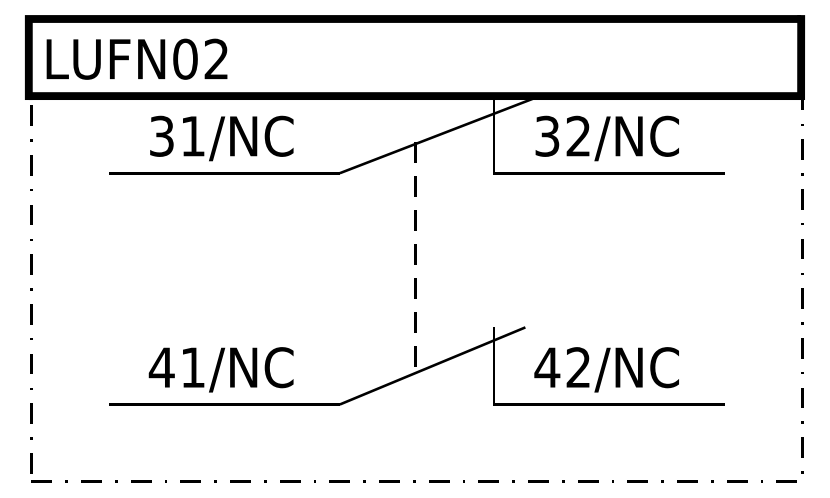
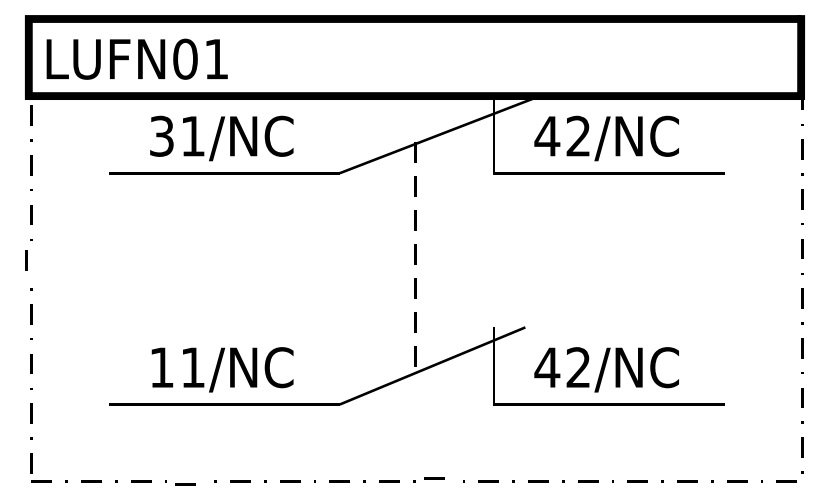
text: LUFN02 -> LUFN01 (215, 58)
text: 32/NC -> 42/NC (547, 135)
line position: (31, 264) -> (26, 260) (26, 260)
text: 41/NC -> 11/NC (161, 367)
line position: (190, 481) -> (185, 484) (185, 484)
line position: (439, 481) -> (434, 478) (434, 478)
